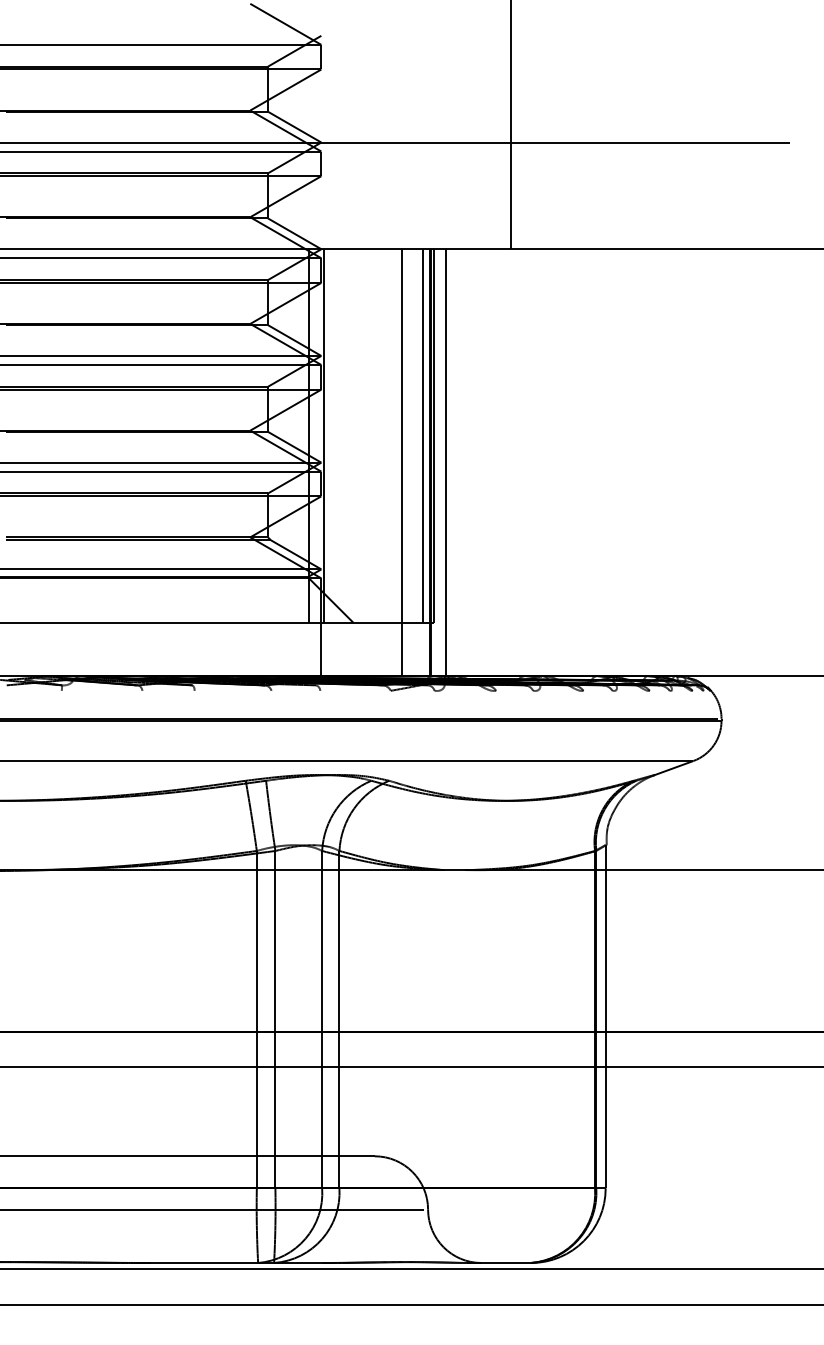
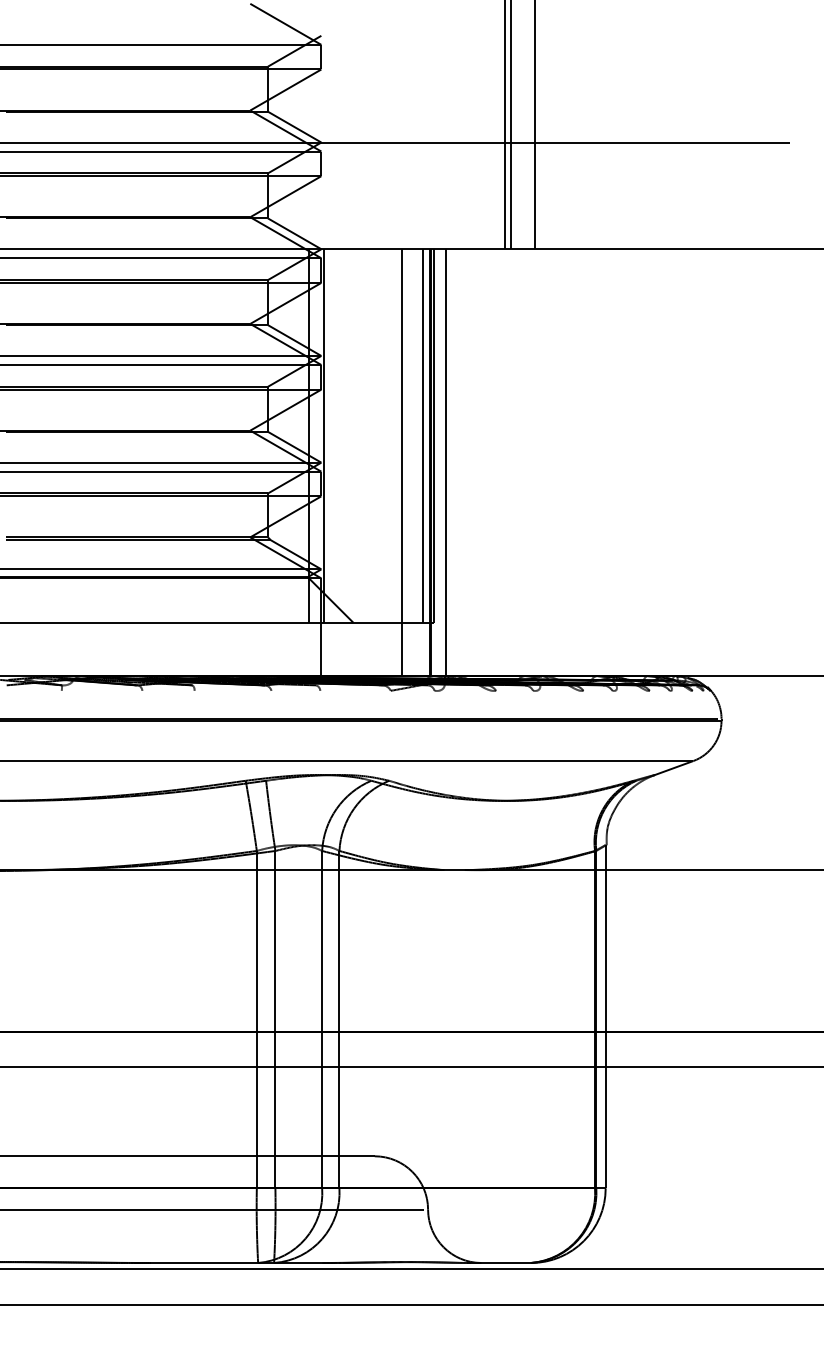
line: none -> present (505, 125)
line: none -> present (534, 125)
